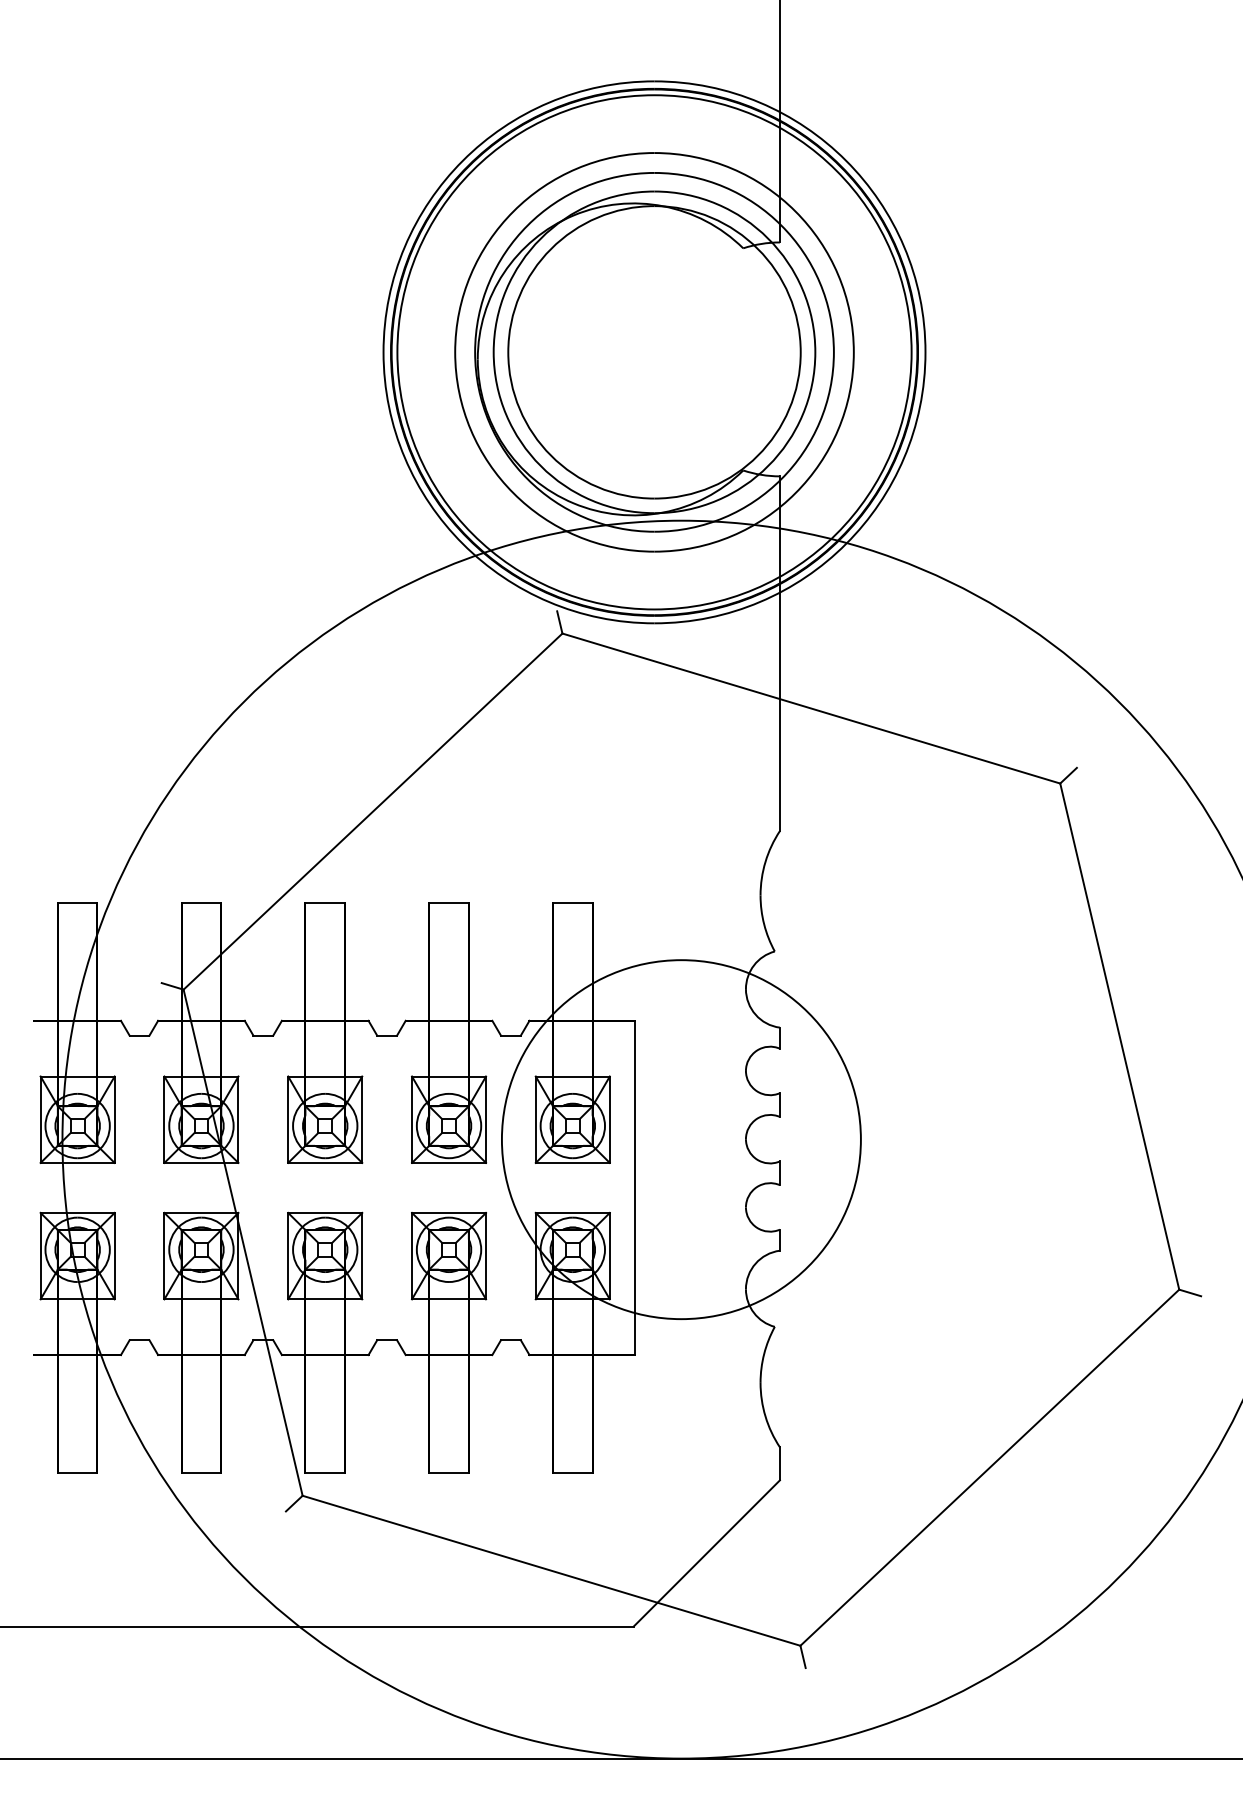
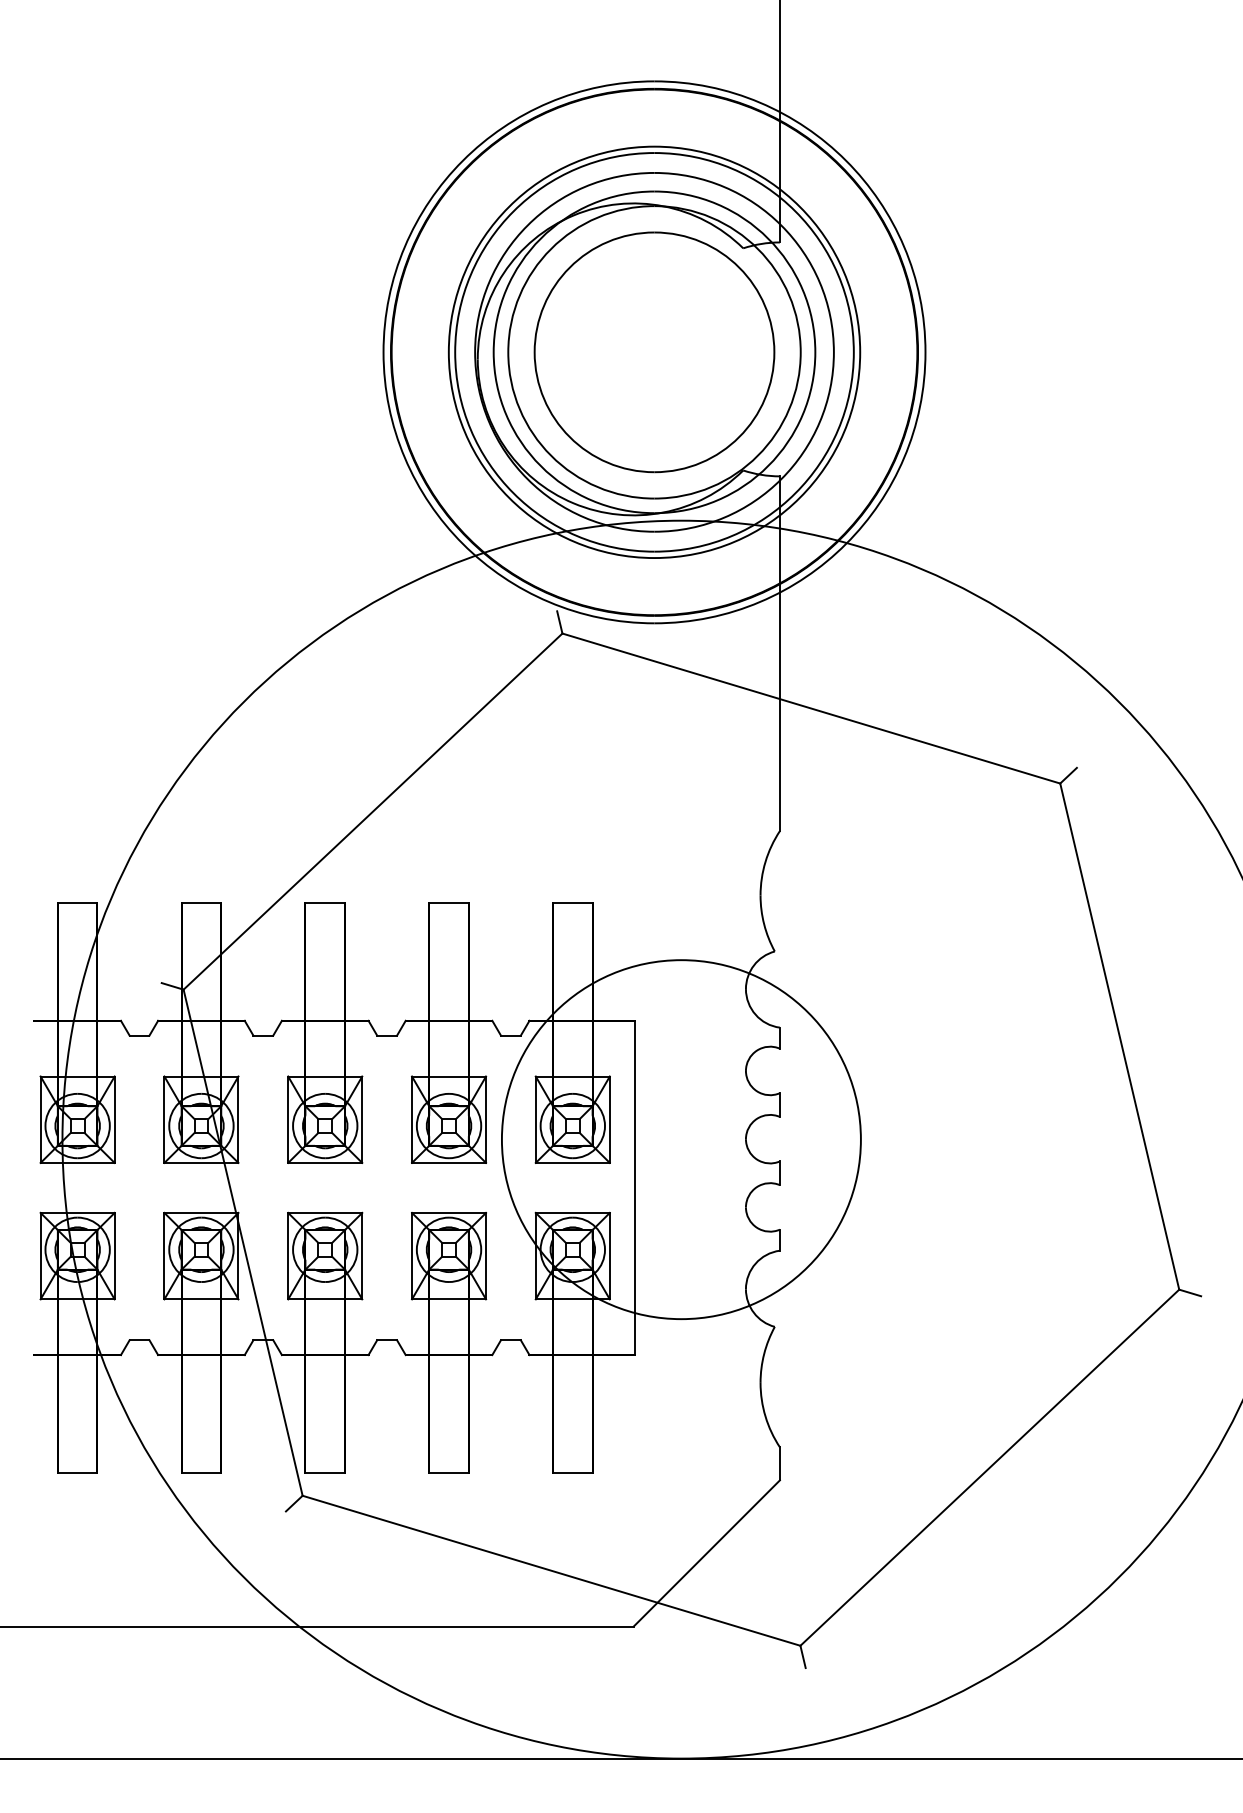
circle diameter: 514 px -> 411 px (654, 352)
part: none -> present (654, 352)
